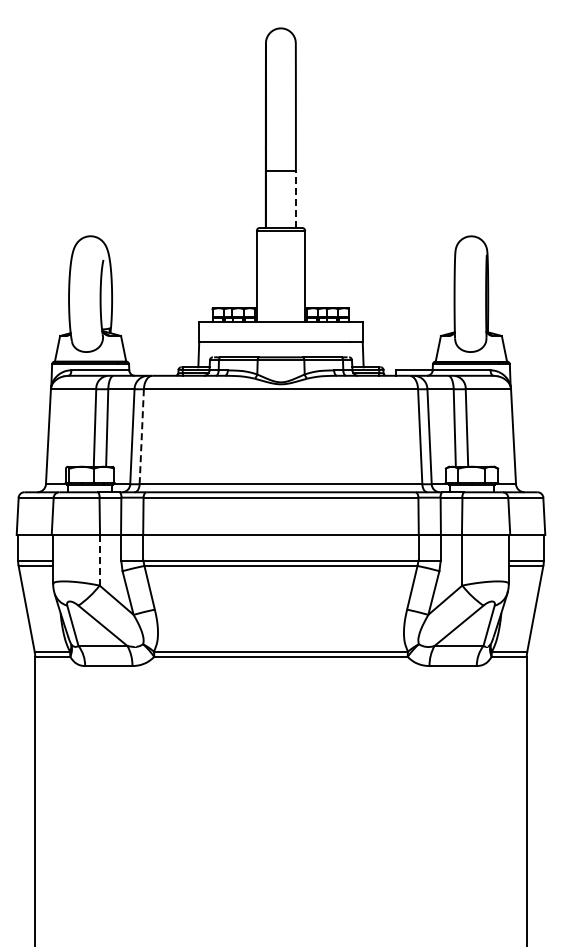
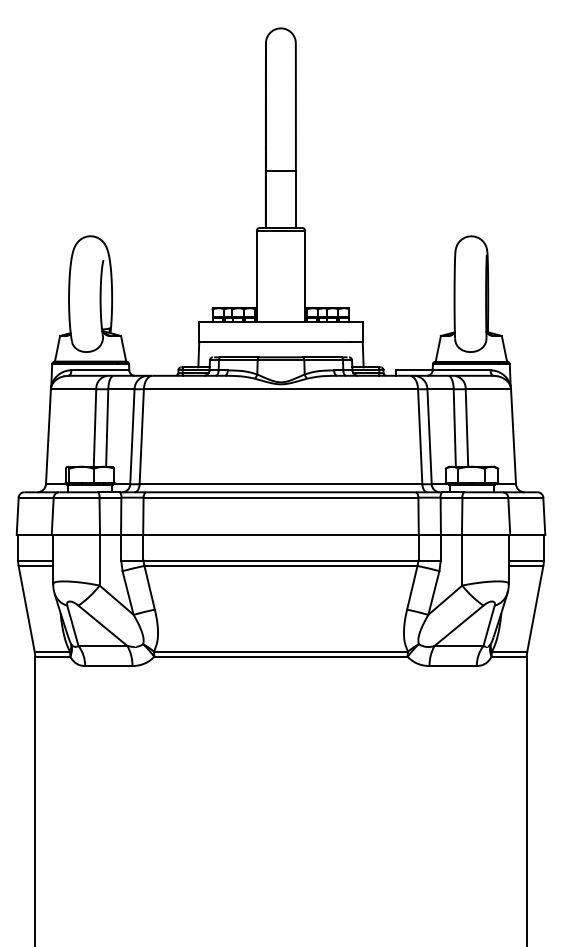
line: dashed -> solid (295, 199)
line: dashed -> solid (141, 436)
line: dashed -> solid (99, 560)
